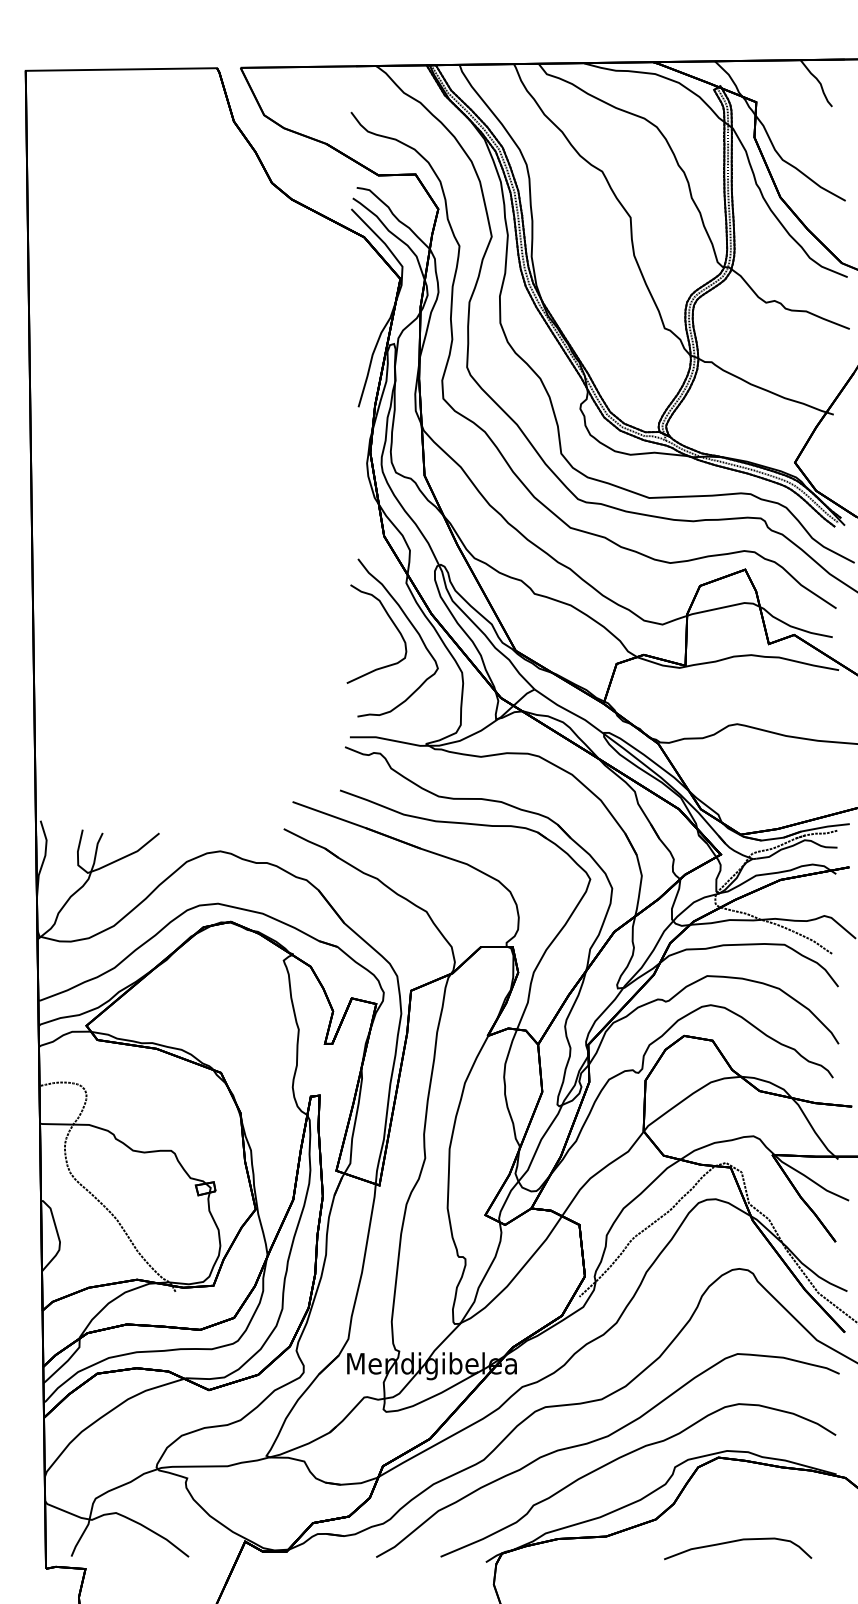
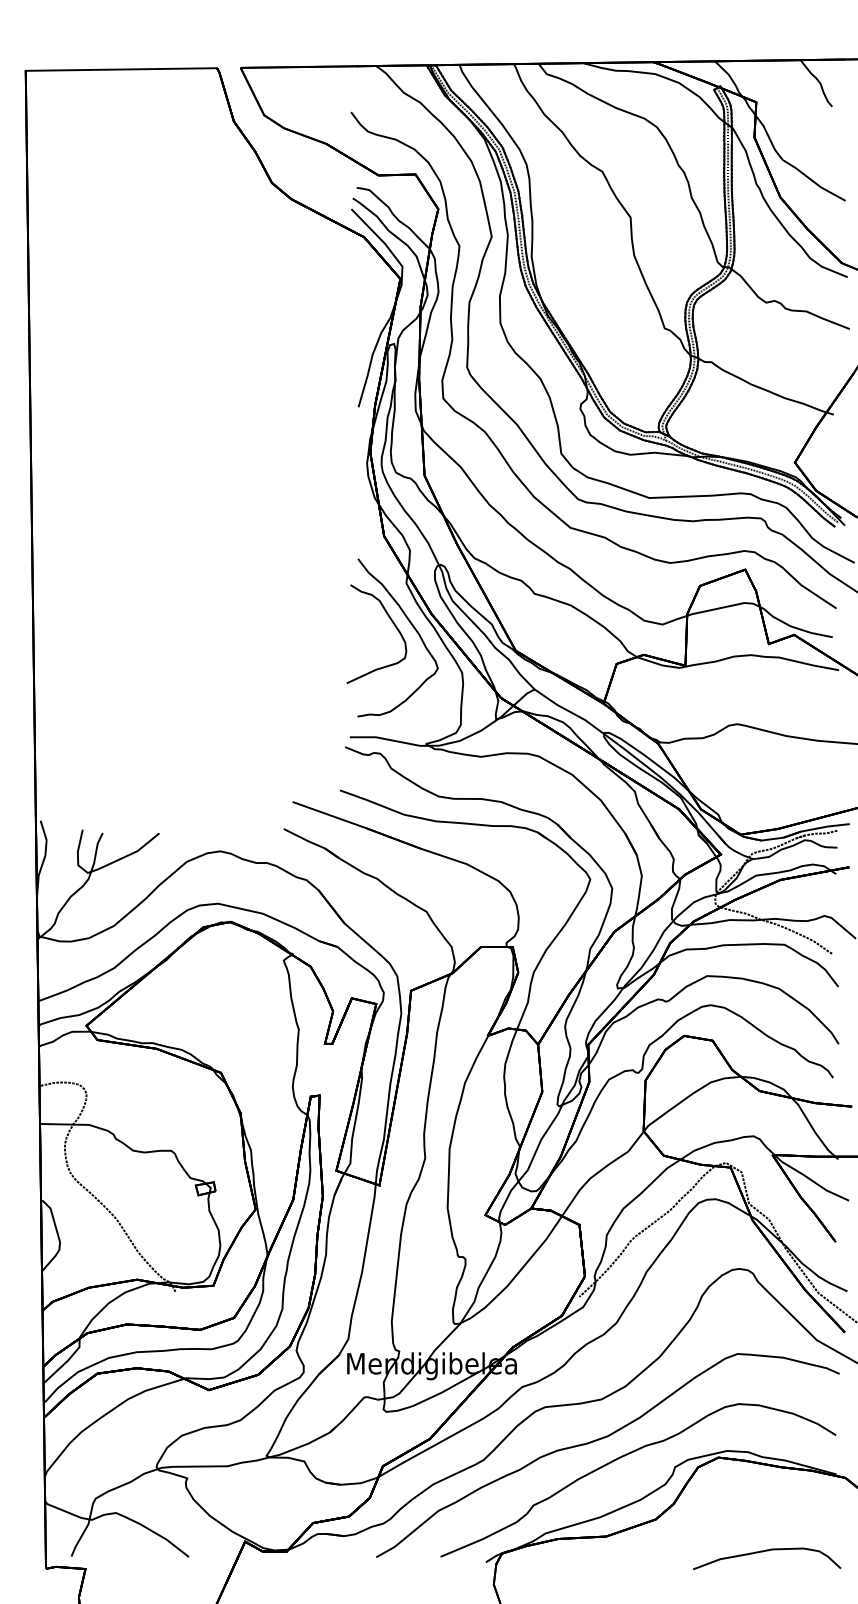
curve position: (738, 1541) -> (767, 1551) (767, 1551)
